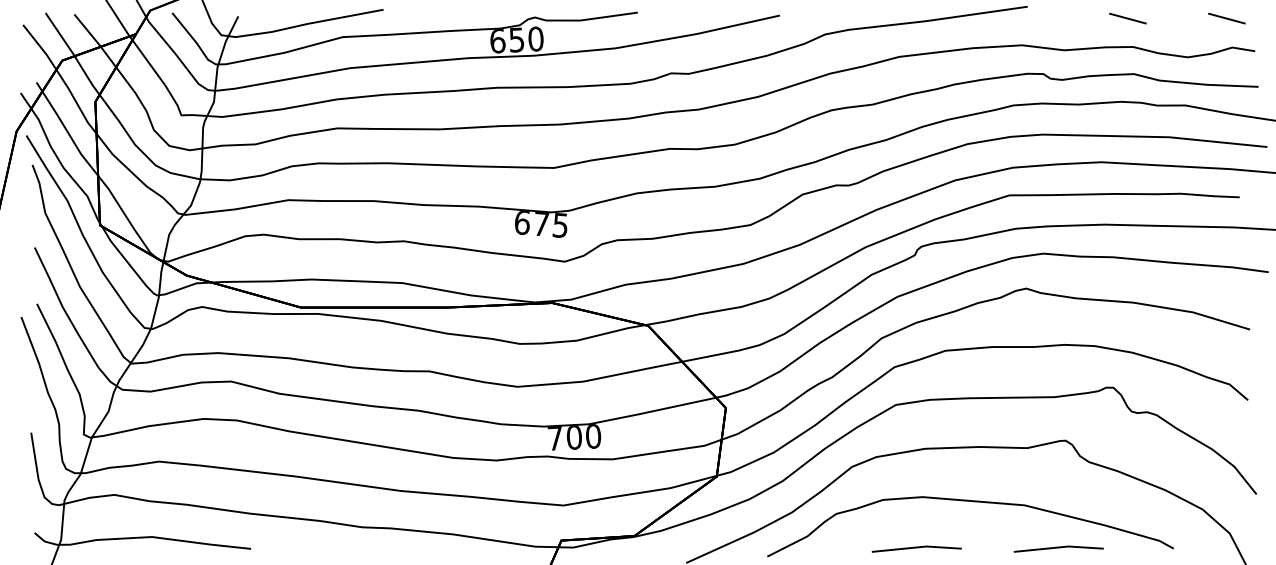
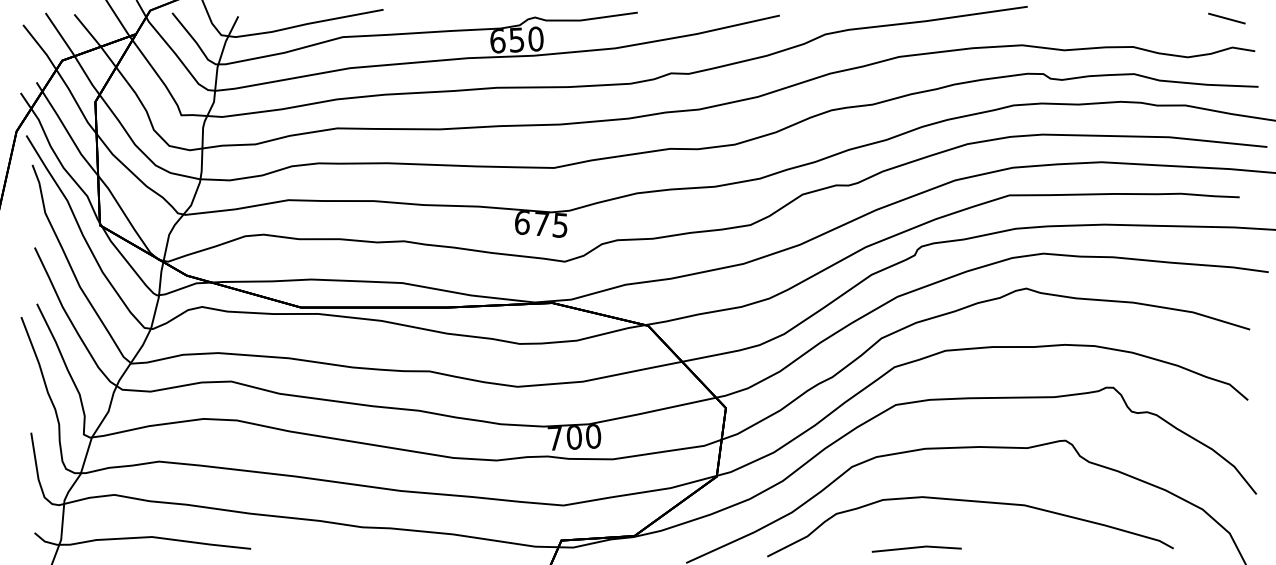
line: present -> none (1127, 18)
line: present -> none (1058, 548)
